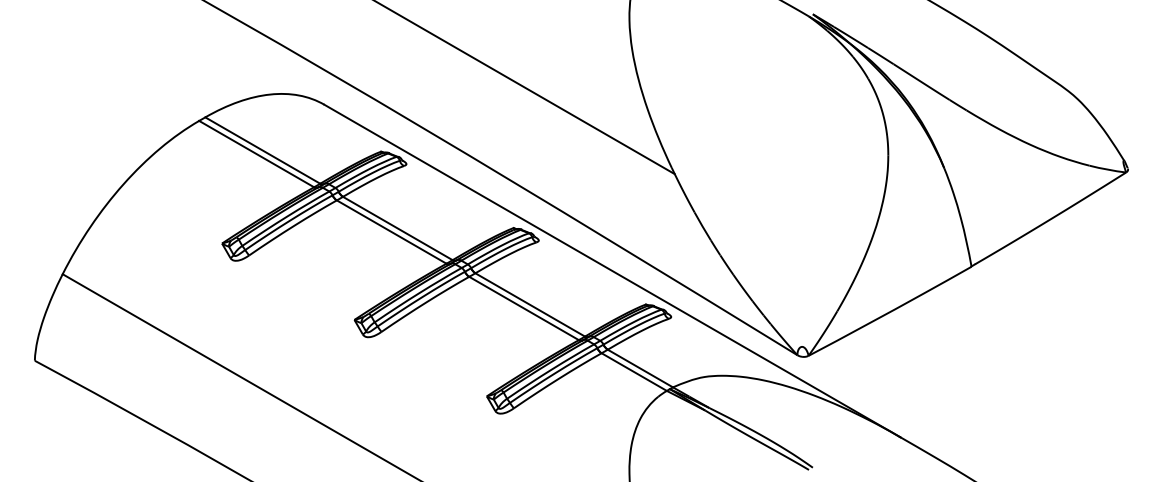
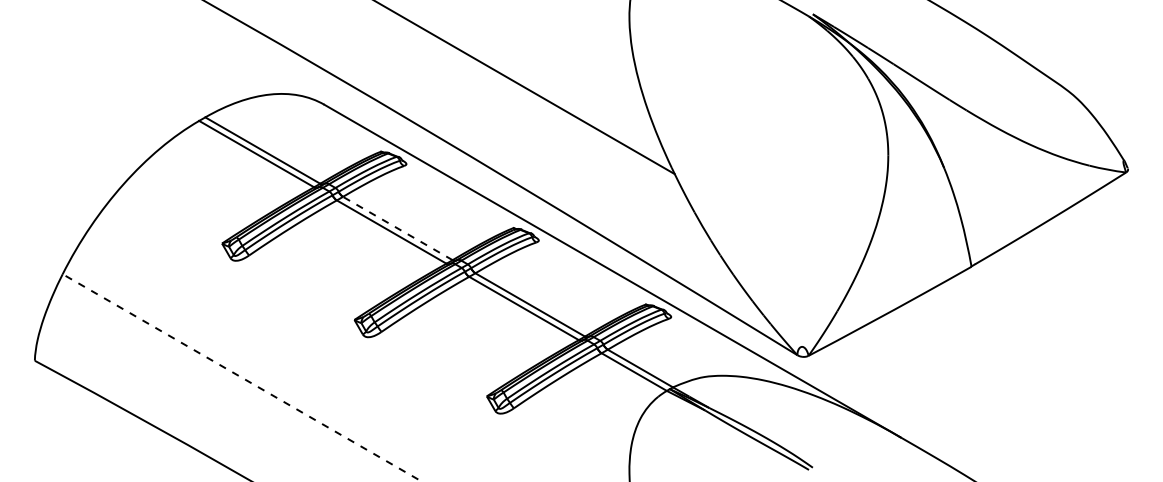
line: solid -> dashed (397, 228)
line: solid -> dashed (241, 377)
